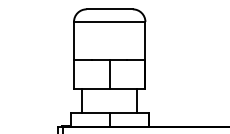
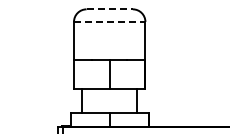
line: solid -> dashed (110, 9)
line: solid -> dashed (109, 21)
